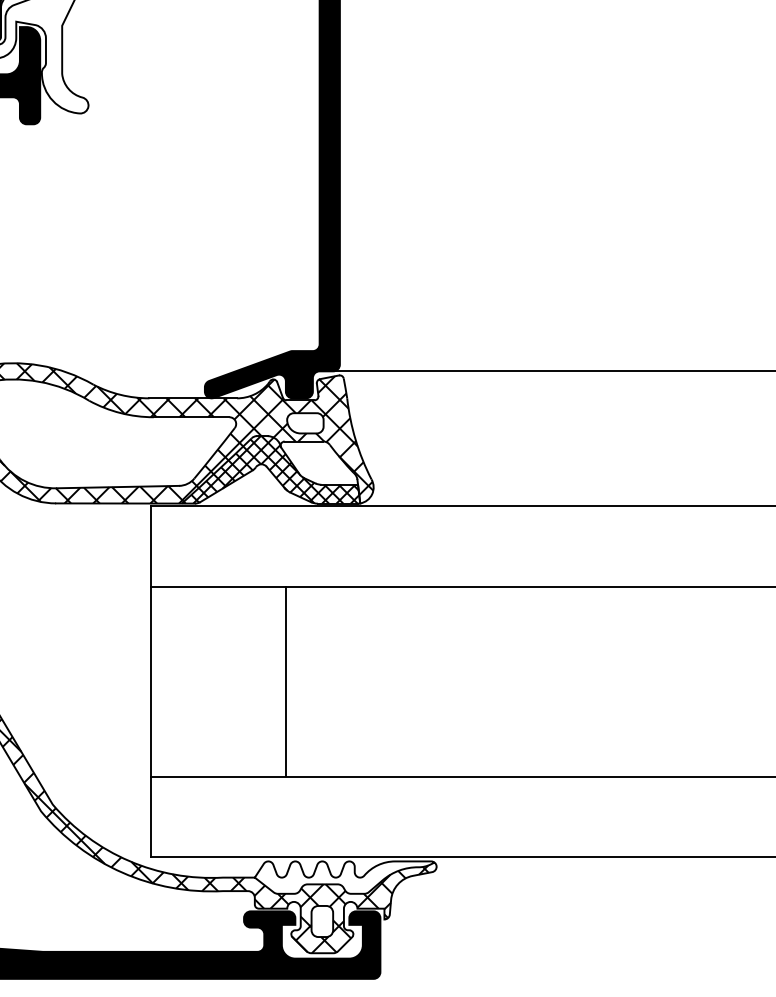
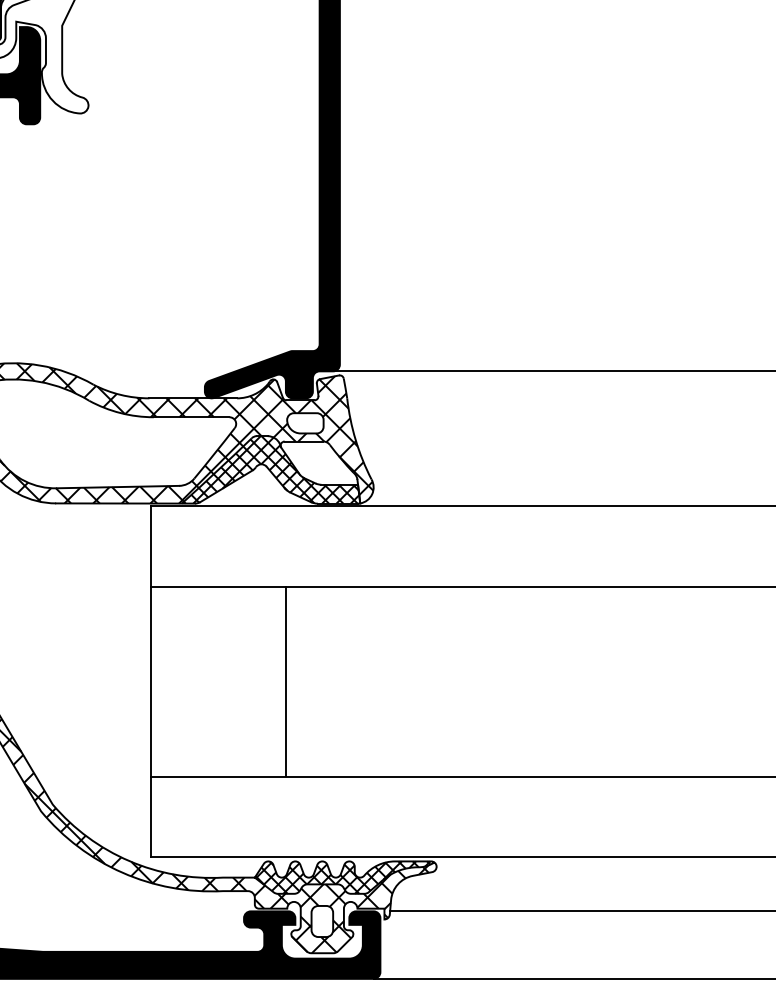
hatch: none -> present (342, 877)
line: none -> present (581, 911)
line: none -> present (572, 978)
